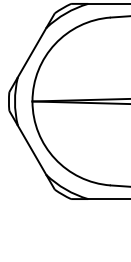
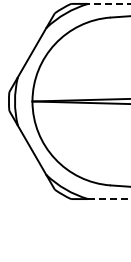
line: solid -> dashed (109, 3)
line: solid -> dashed (109, 199)
